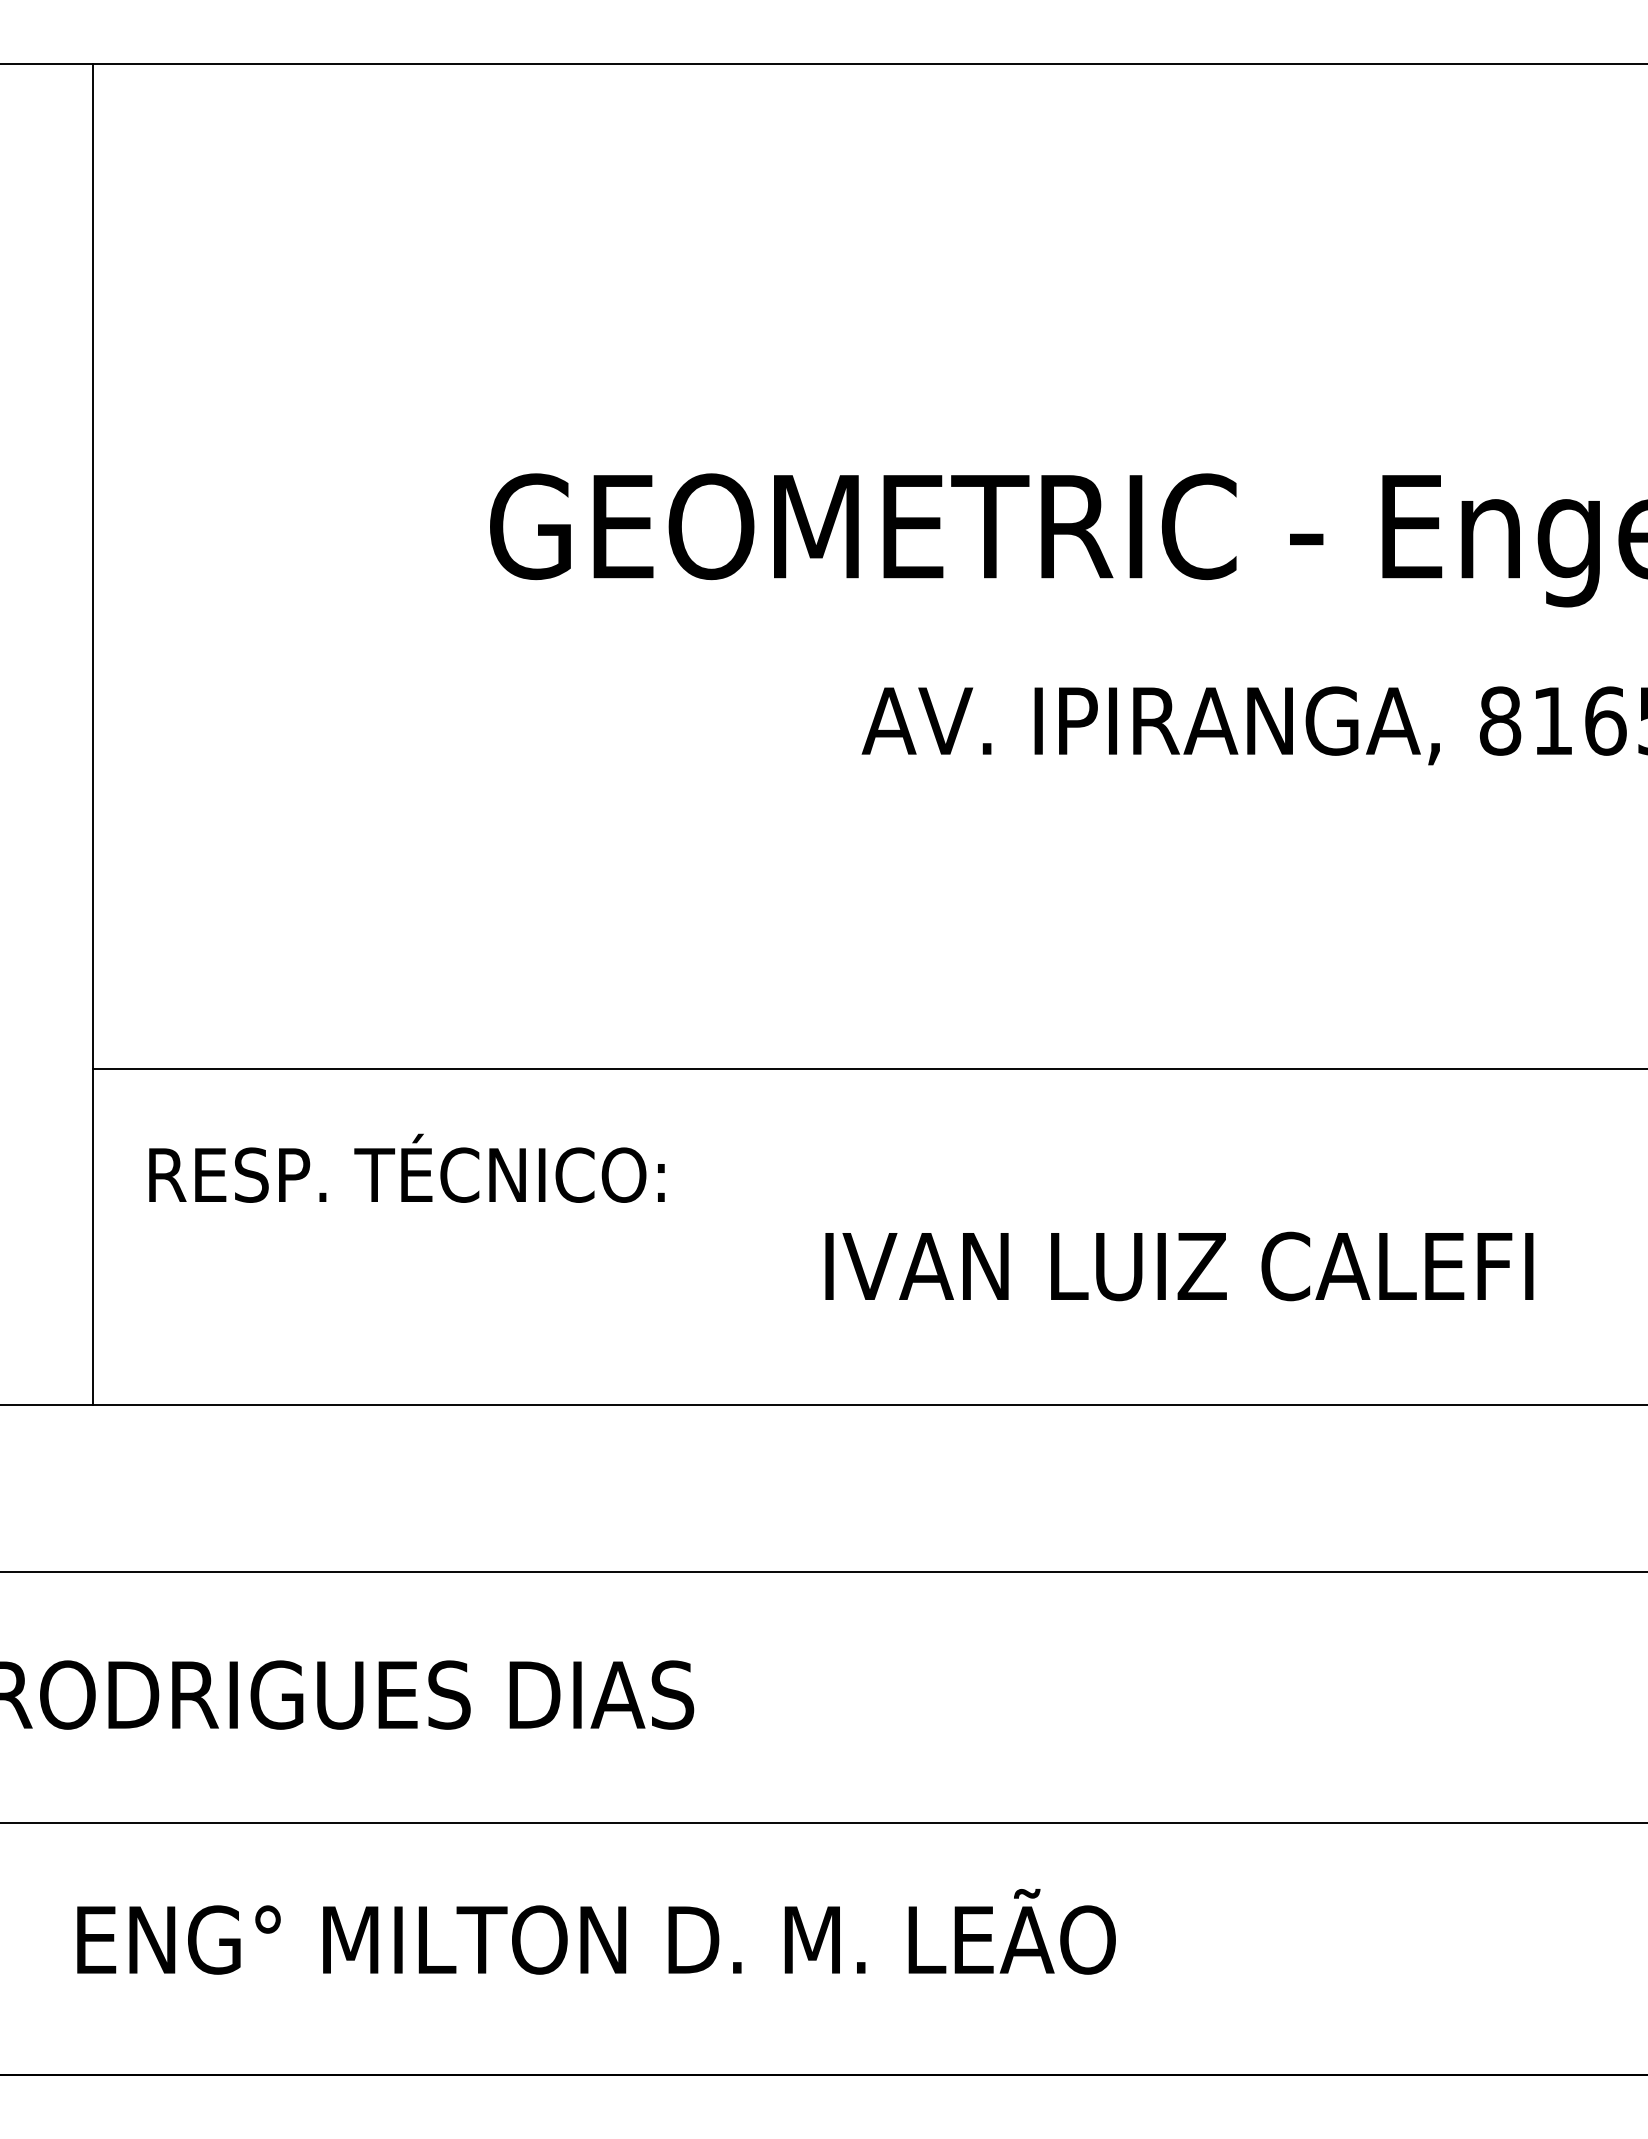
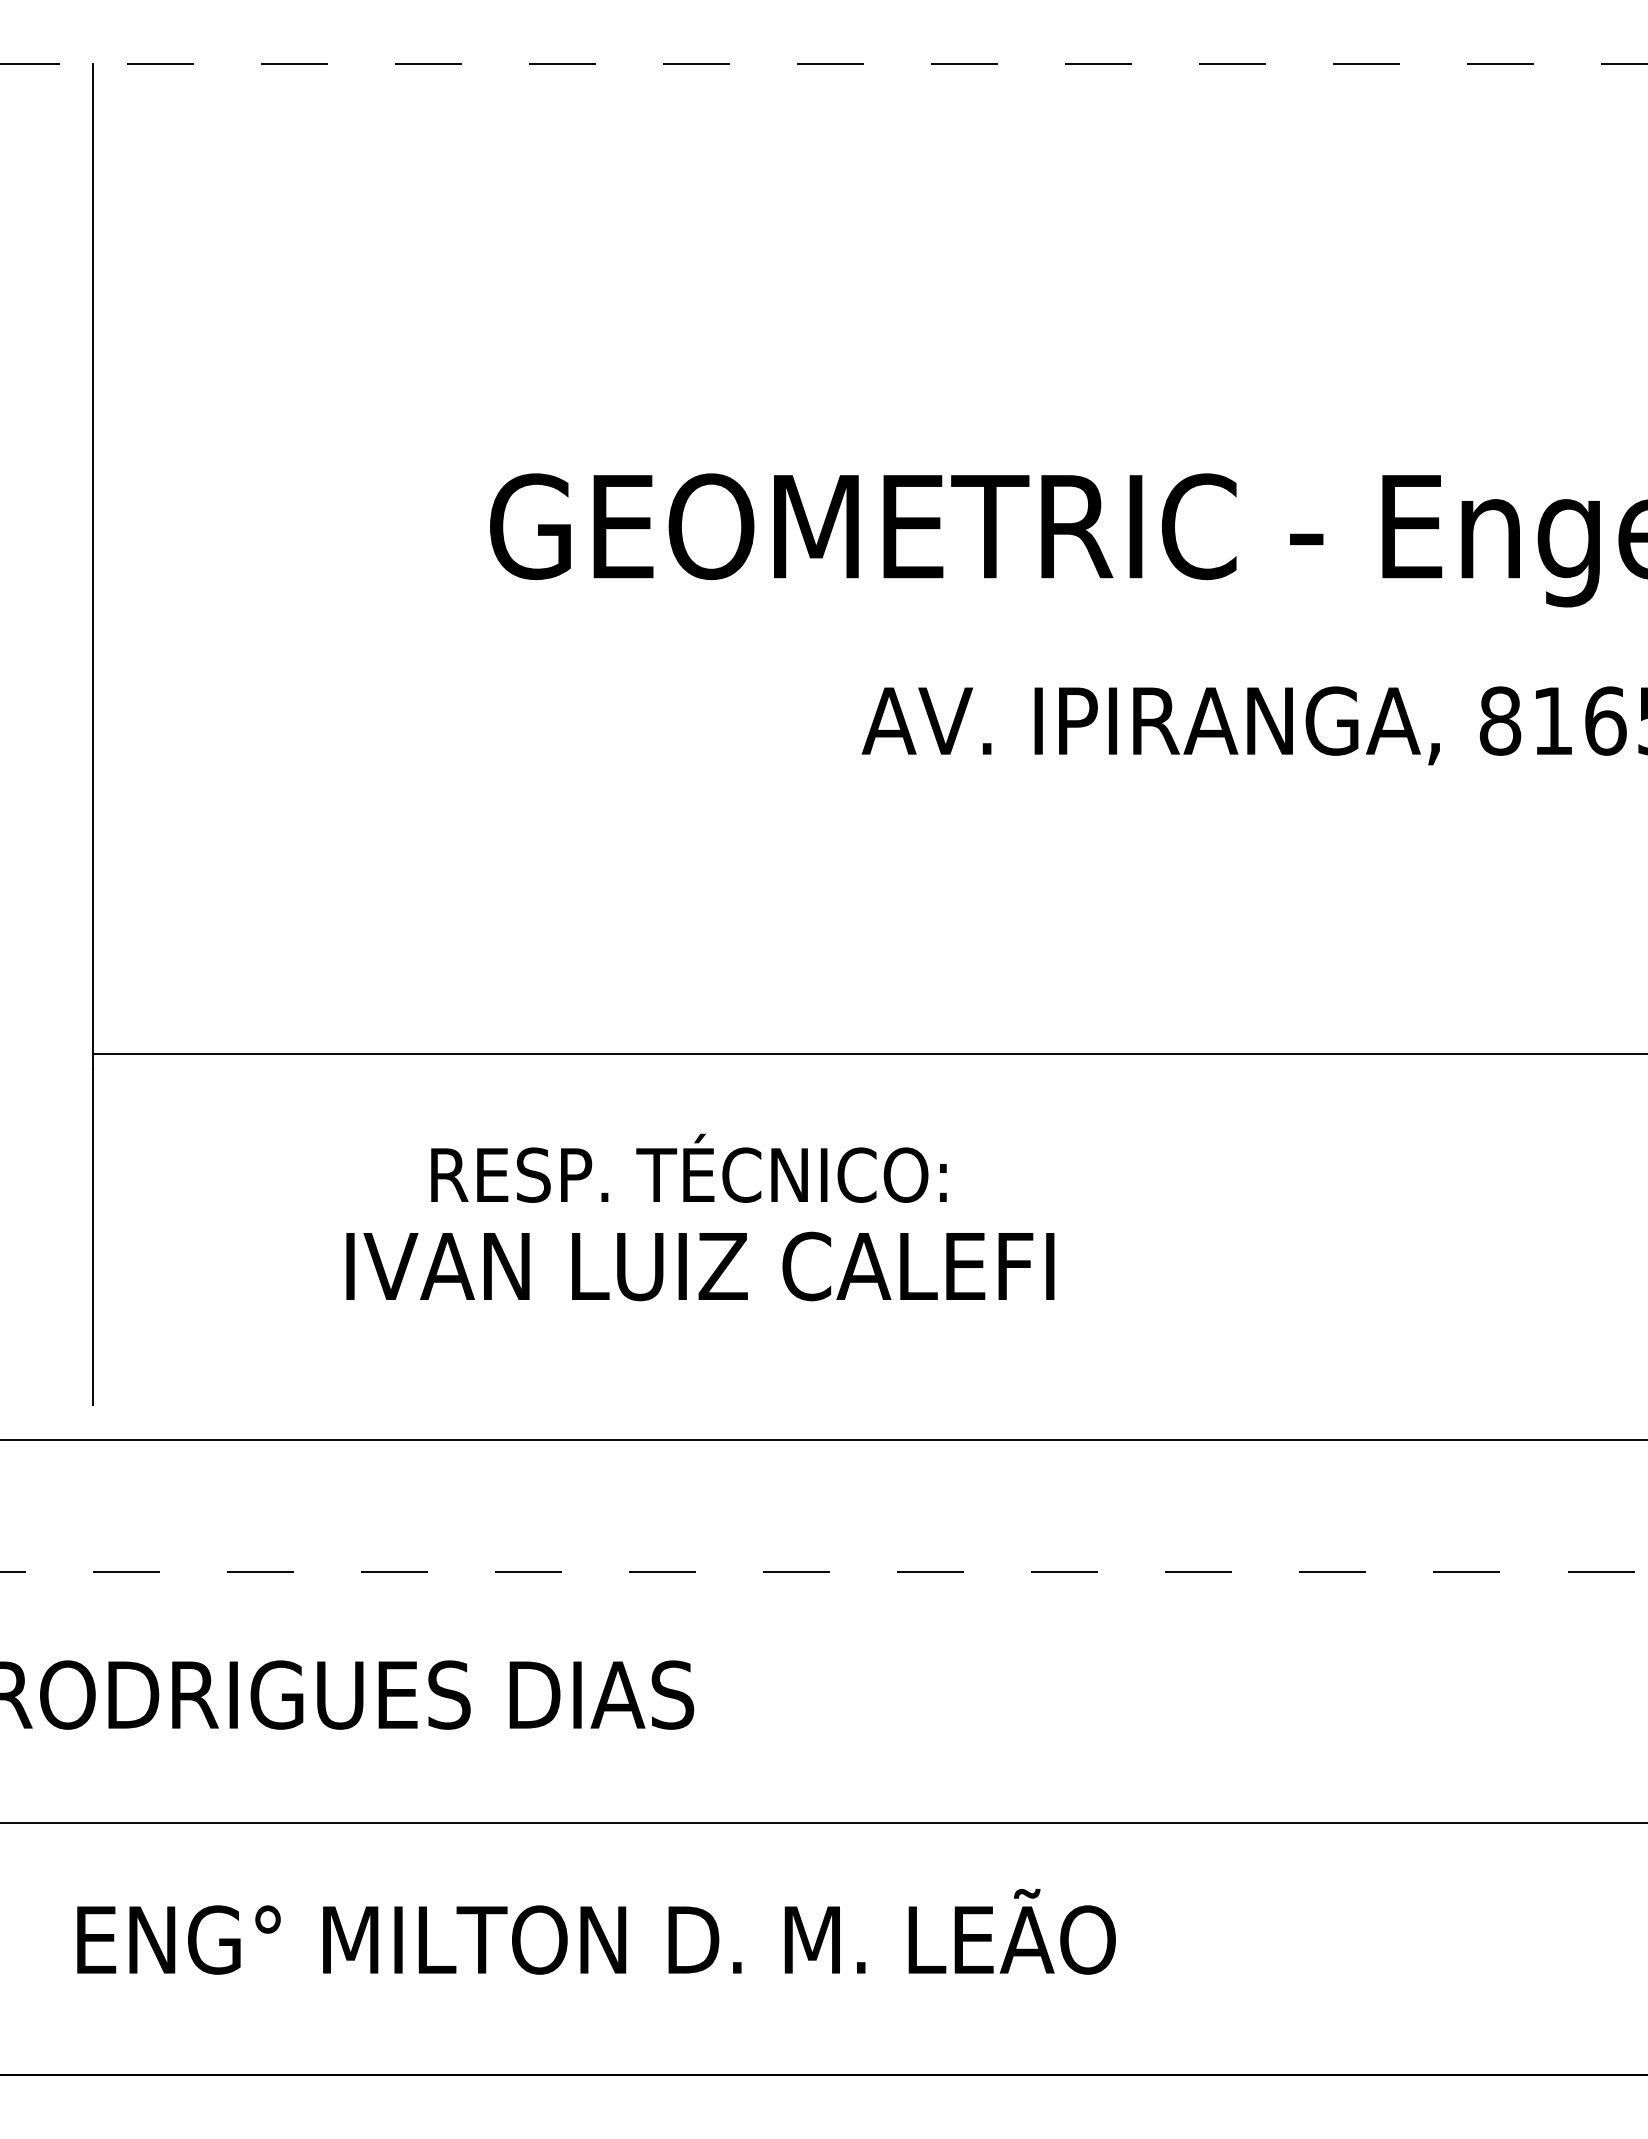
line: solid -> dashed (823, 64)
line position: (868, 1069) -> (868, 1054) (868, 1054)
text position: (406, 1167) -> (688, 1167) (688, 1167)
text position: (1179, 1266) -> (700, 1266) (700, 1266)
line position: (823, 1404) -> (823, 1439) (823, 1439)
line: solid -> dashed (824, 1572)
